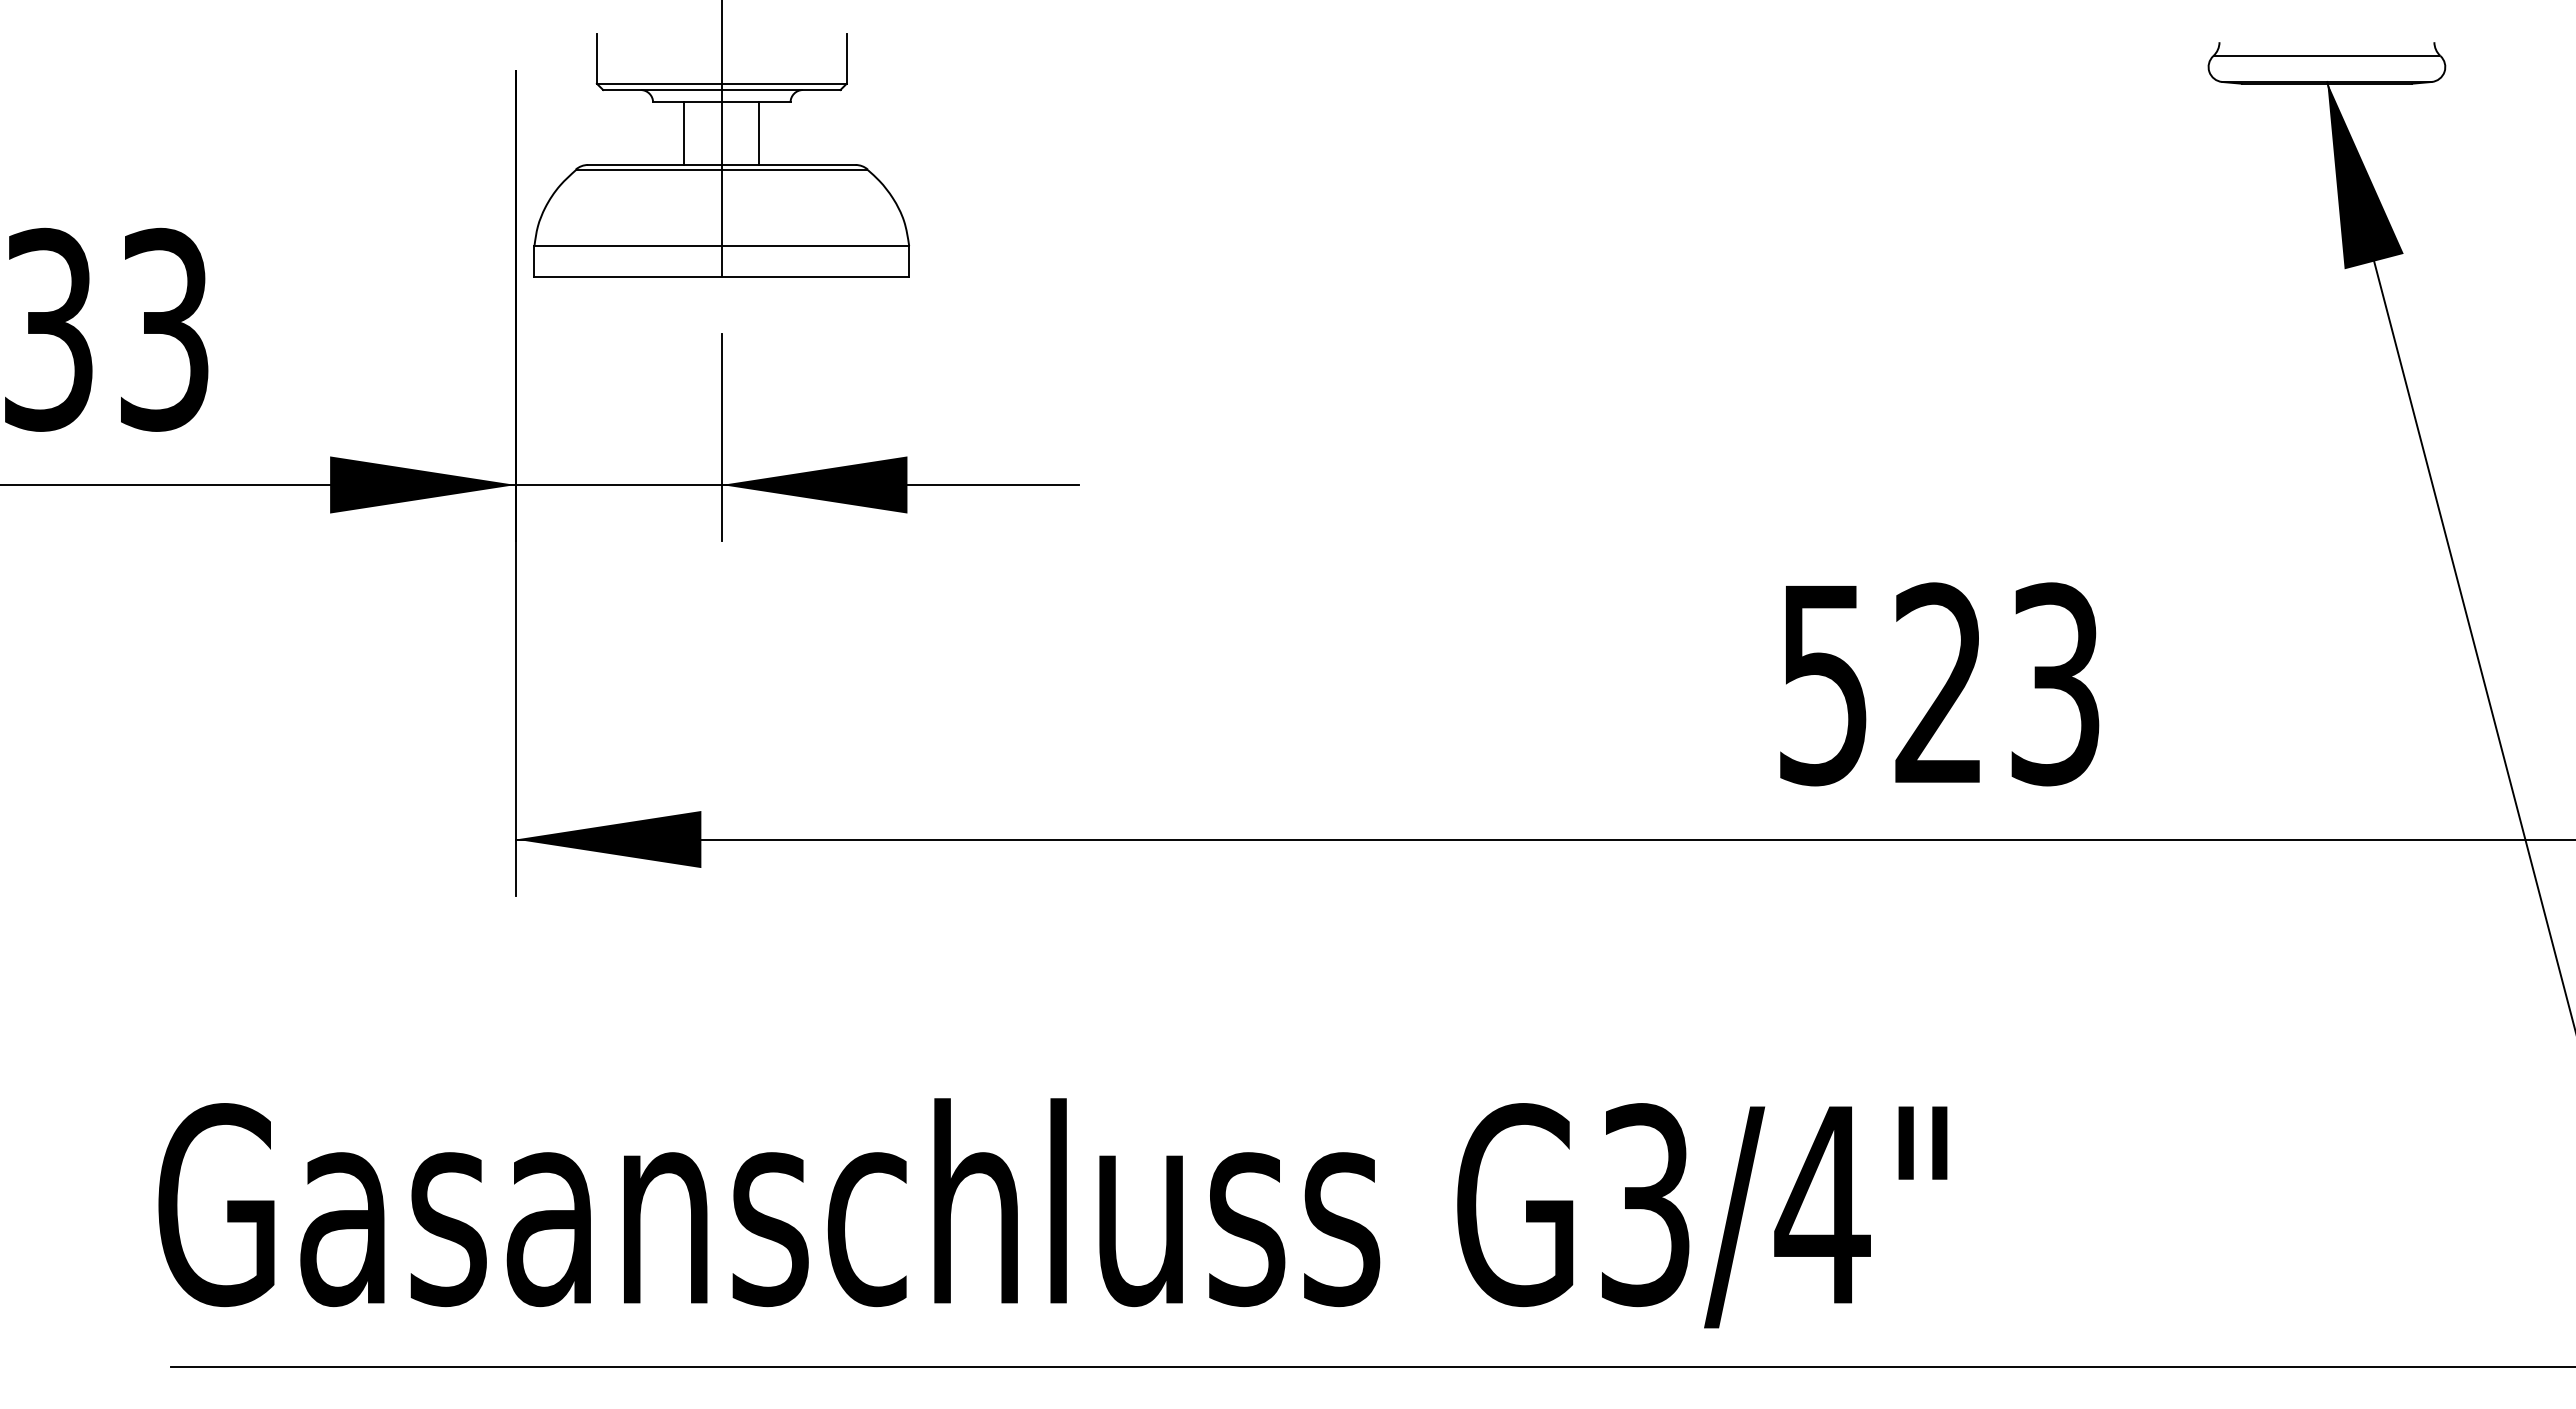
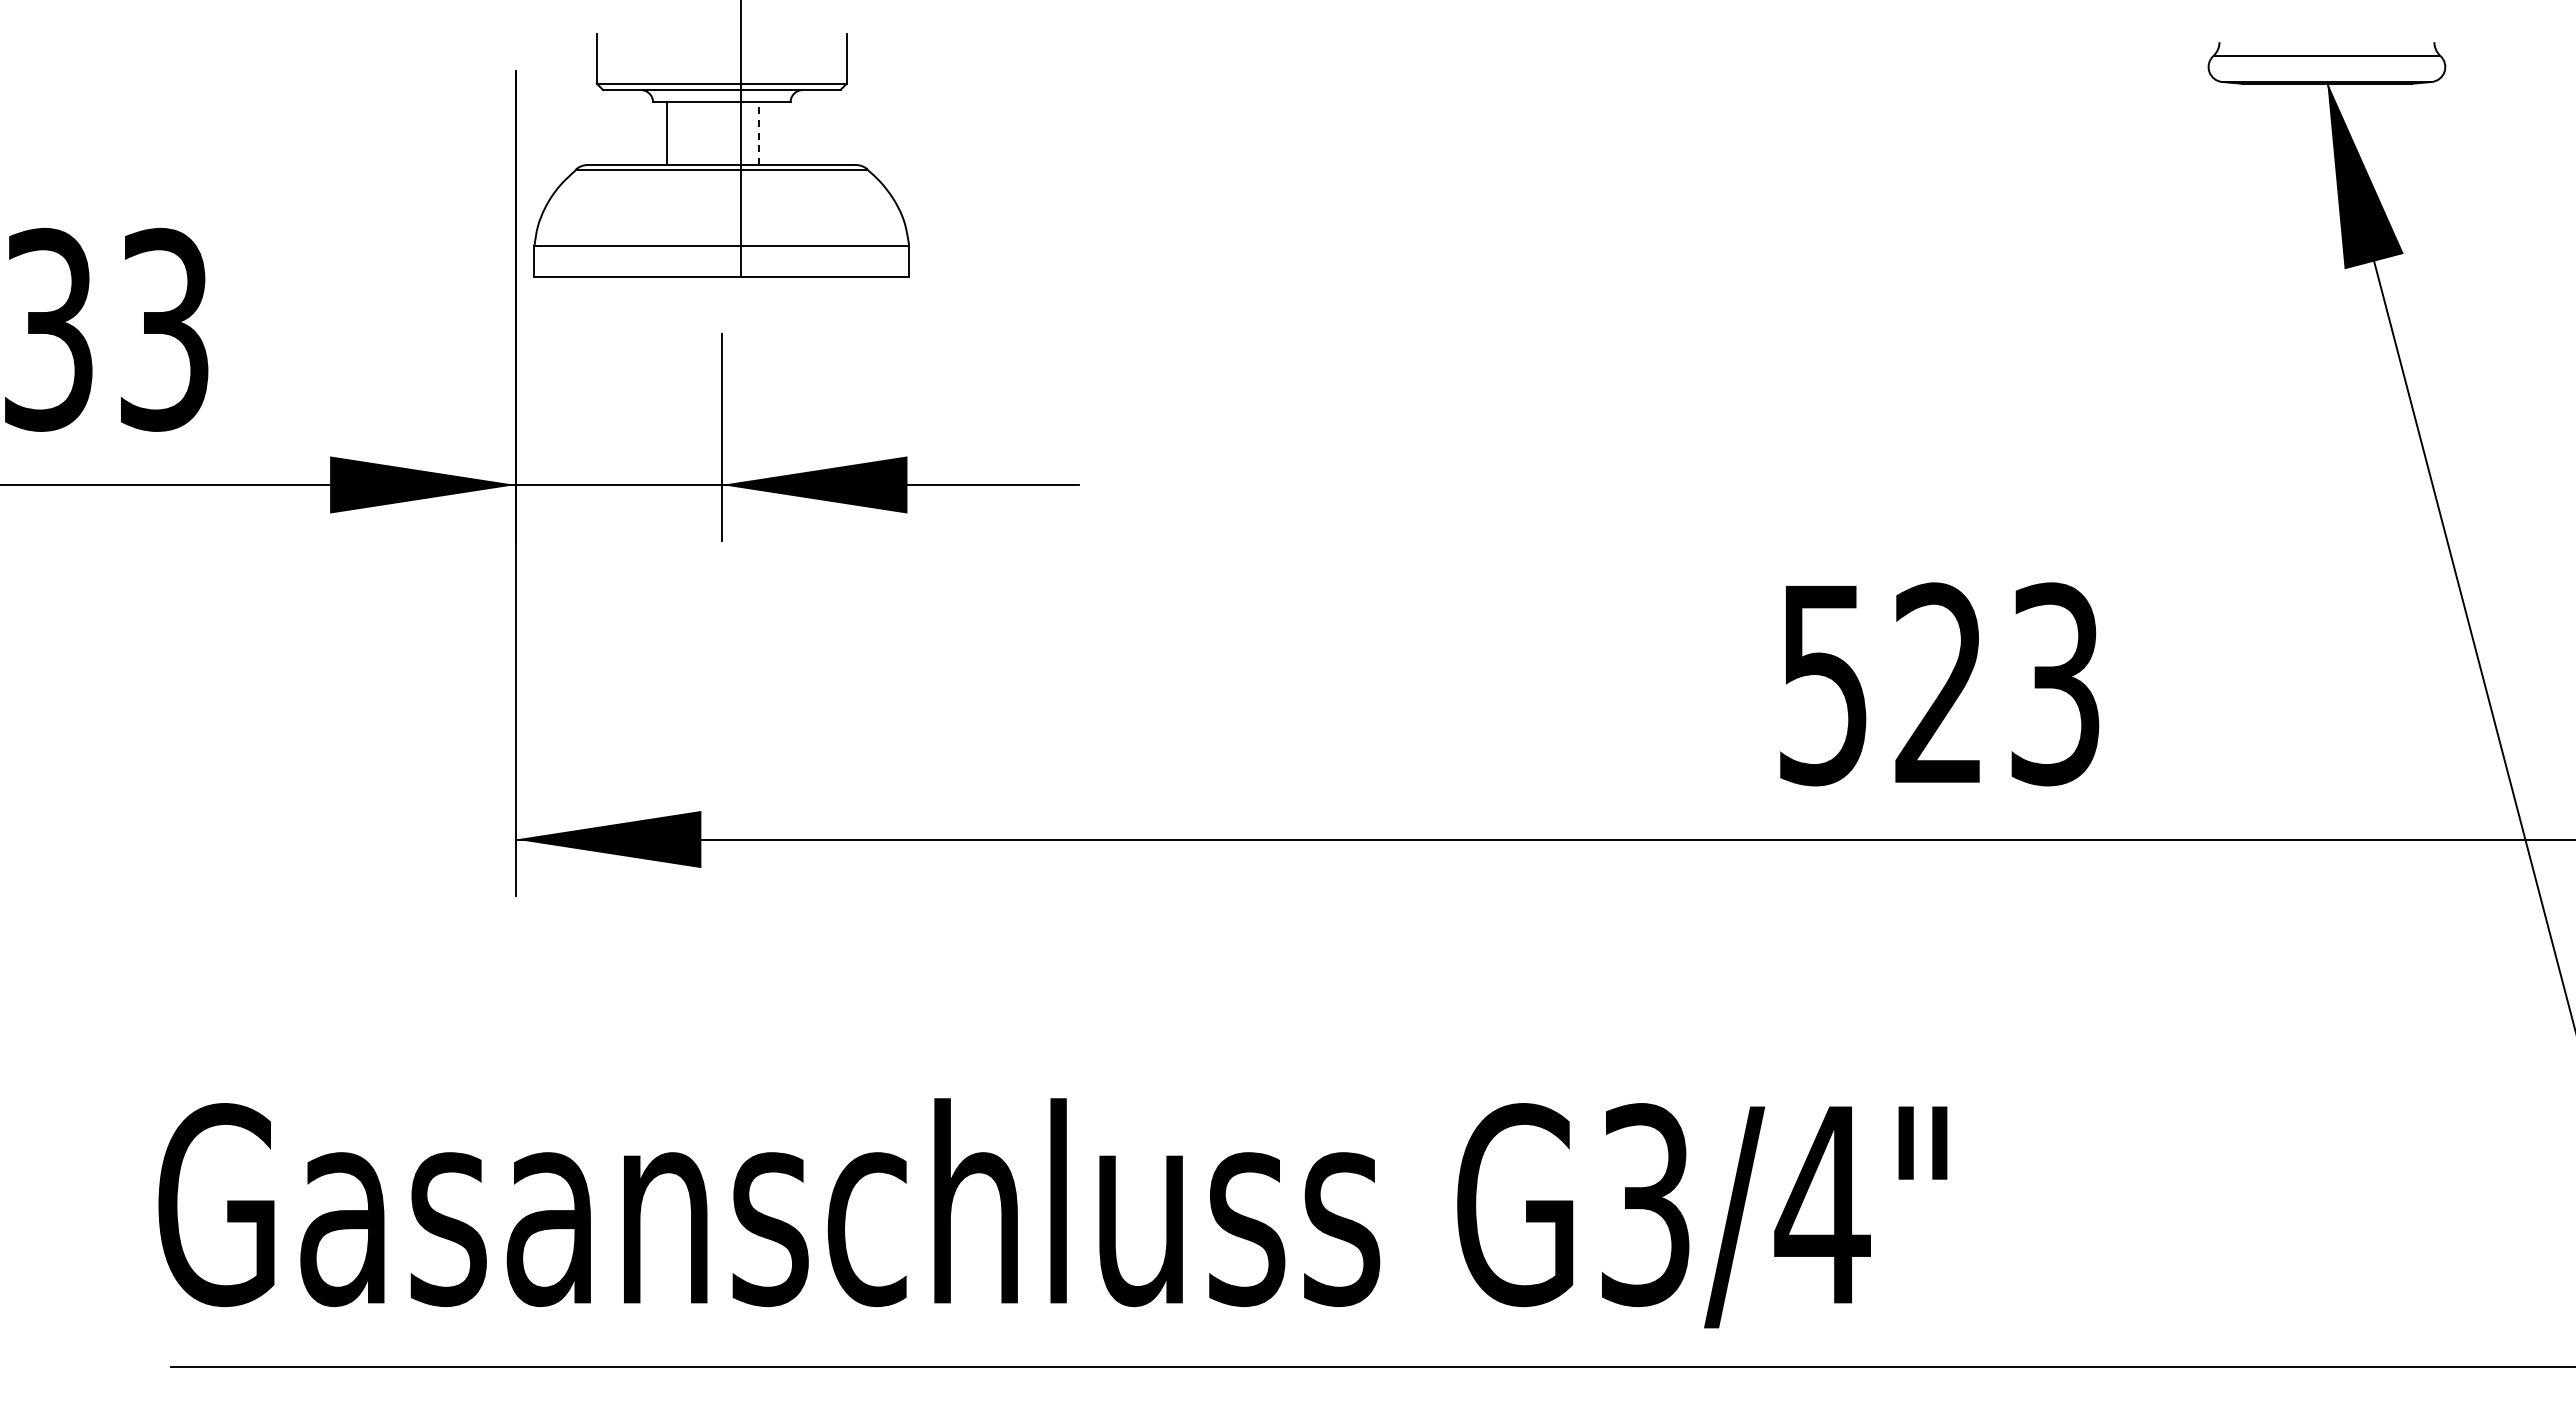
line position: (684, 133) -> (667, 133) (667, 133)
line: solid -> dashed (759, 133)
line position: (721, 139) -> (740, 139) (740, 139)
